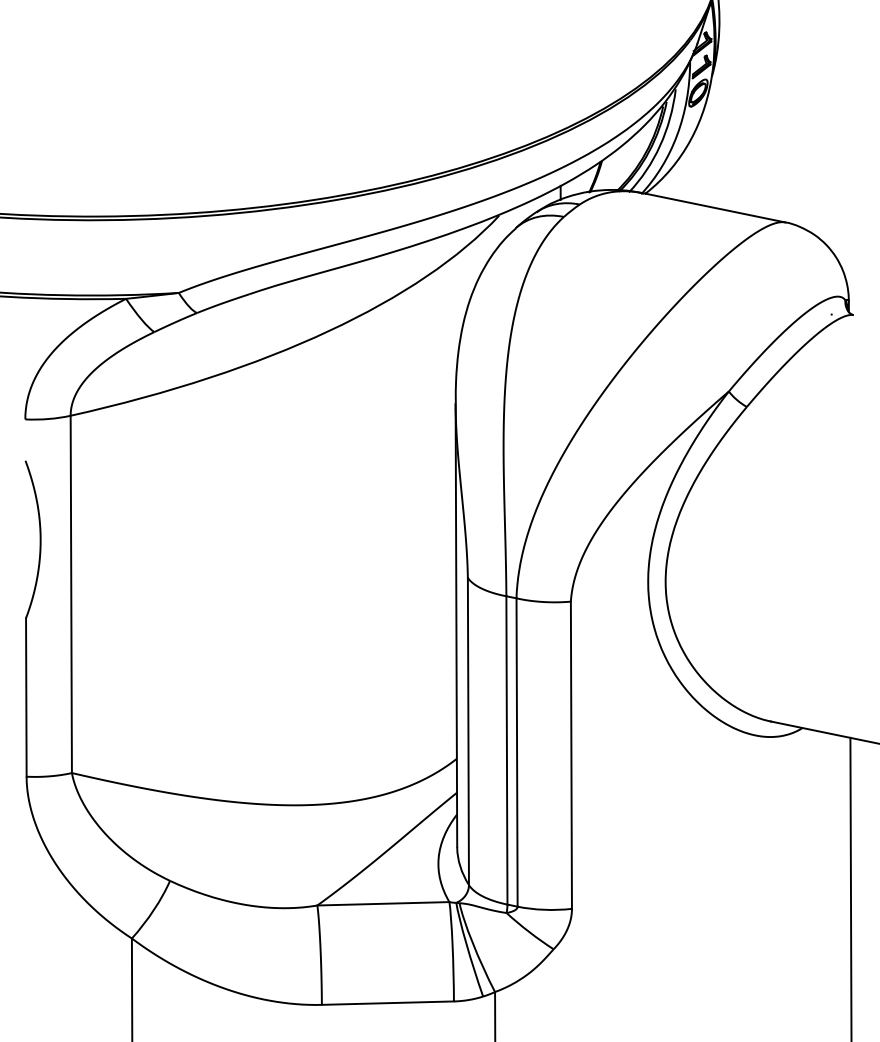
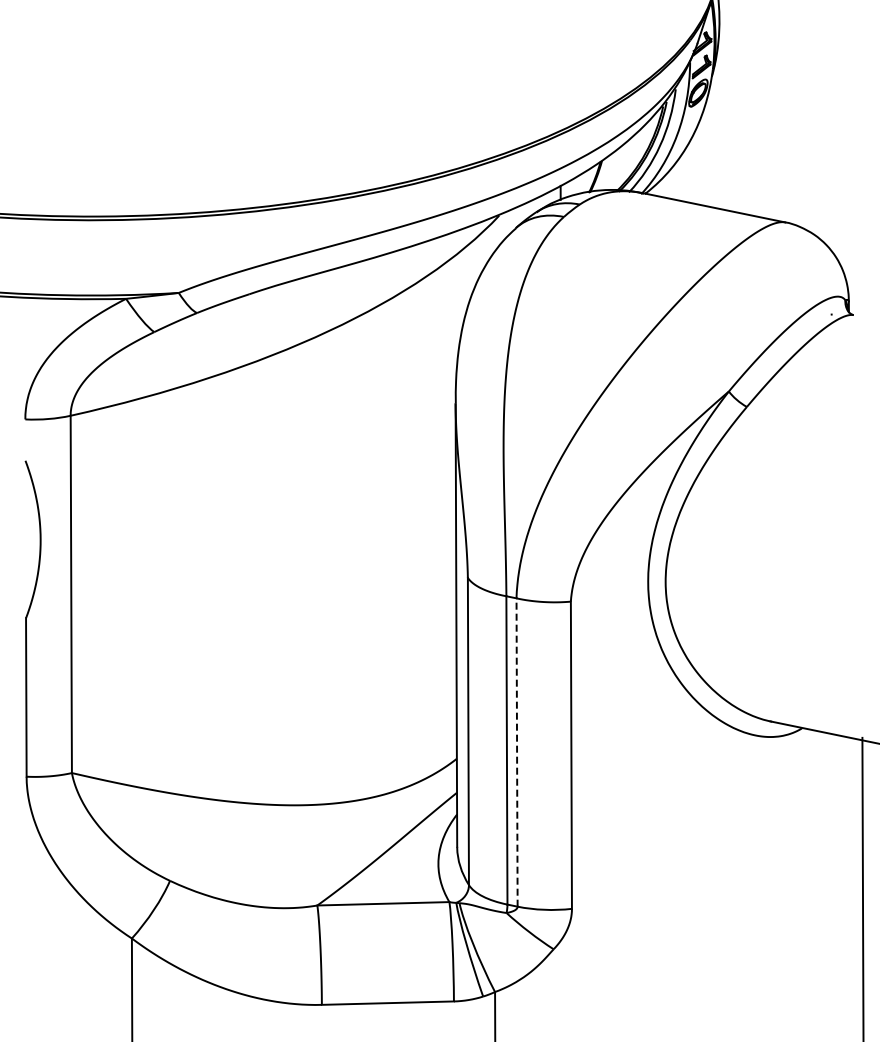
line: solid -> dashed (517, 752)
line position: (850, 887) -> (862, 887) (862, 887)
